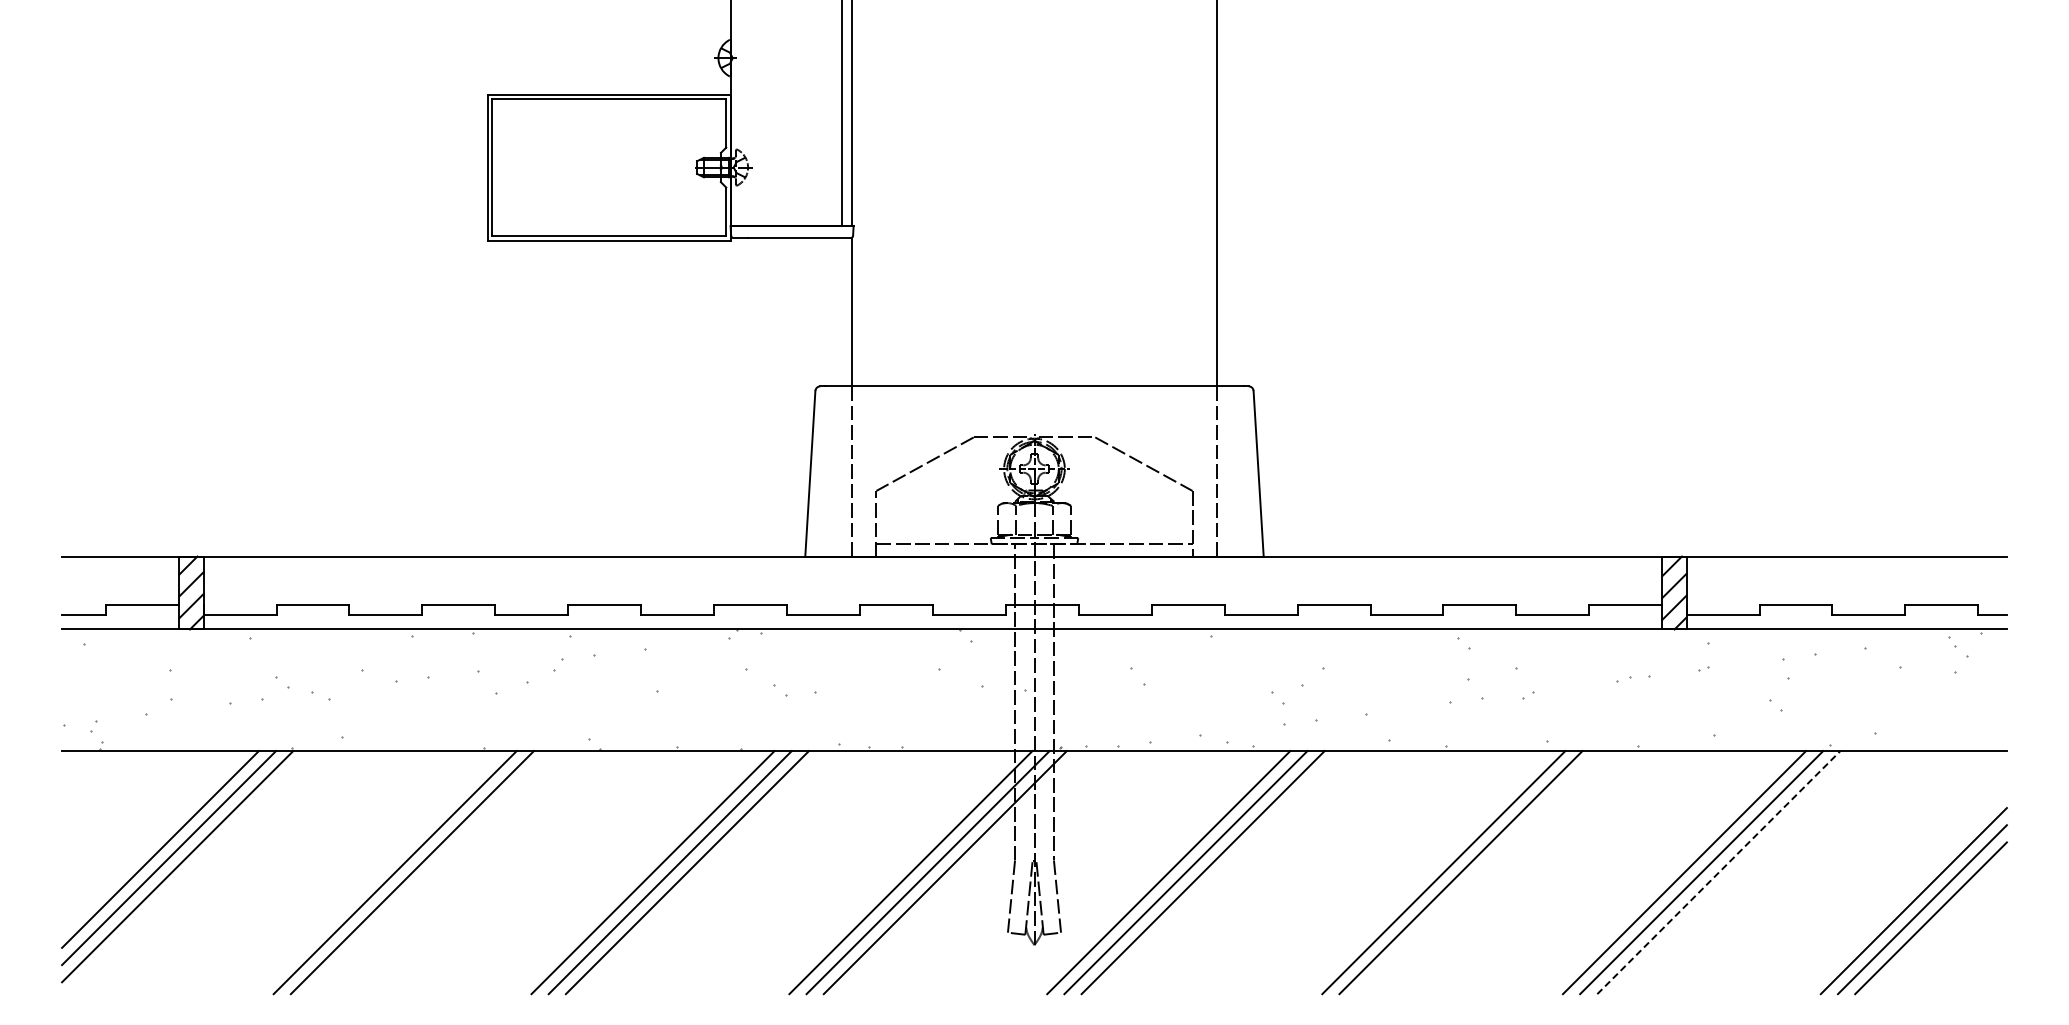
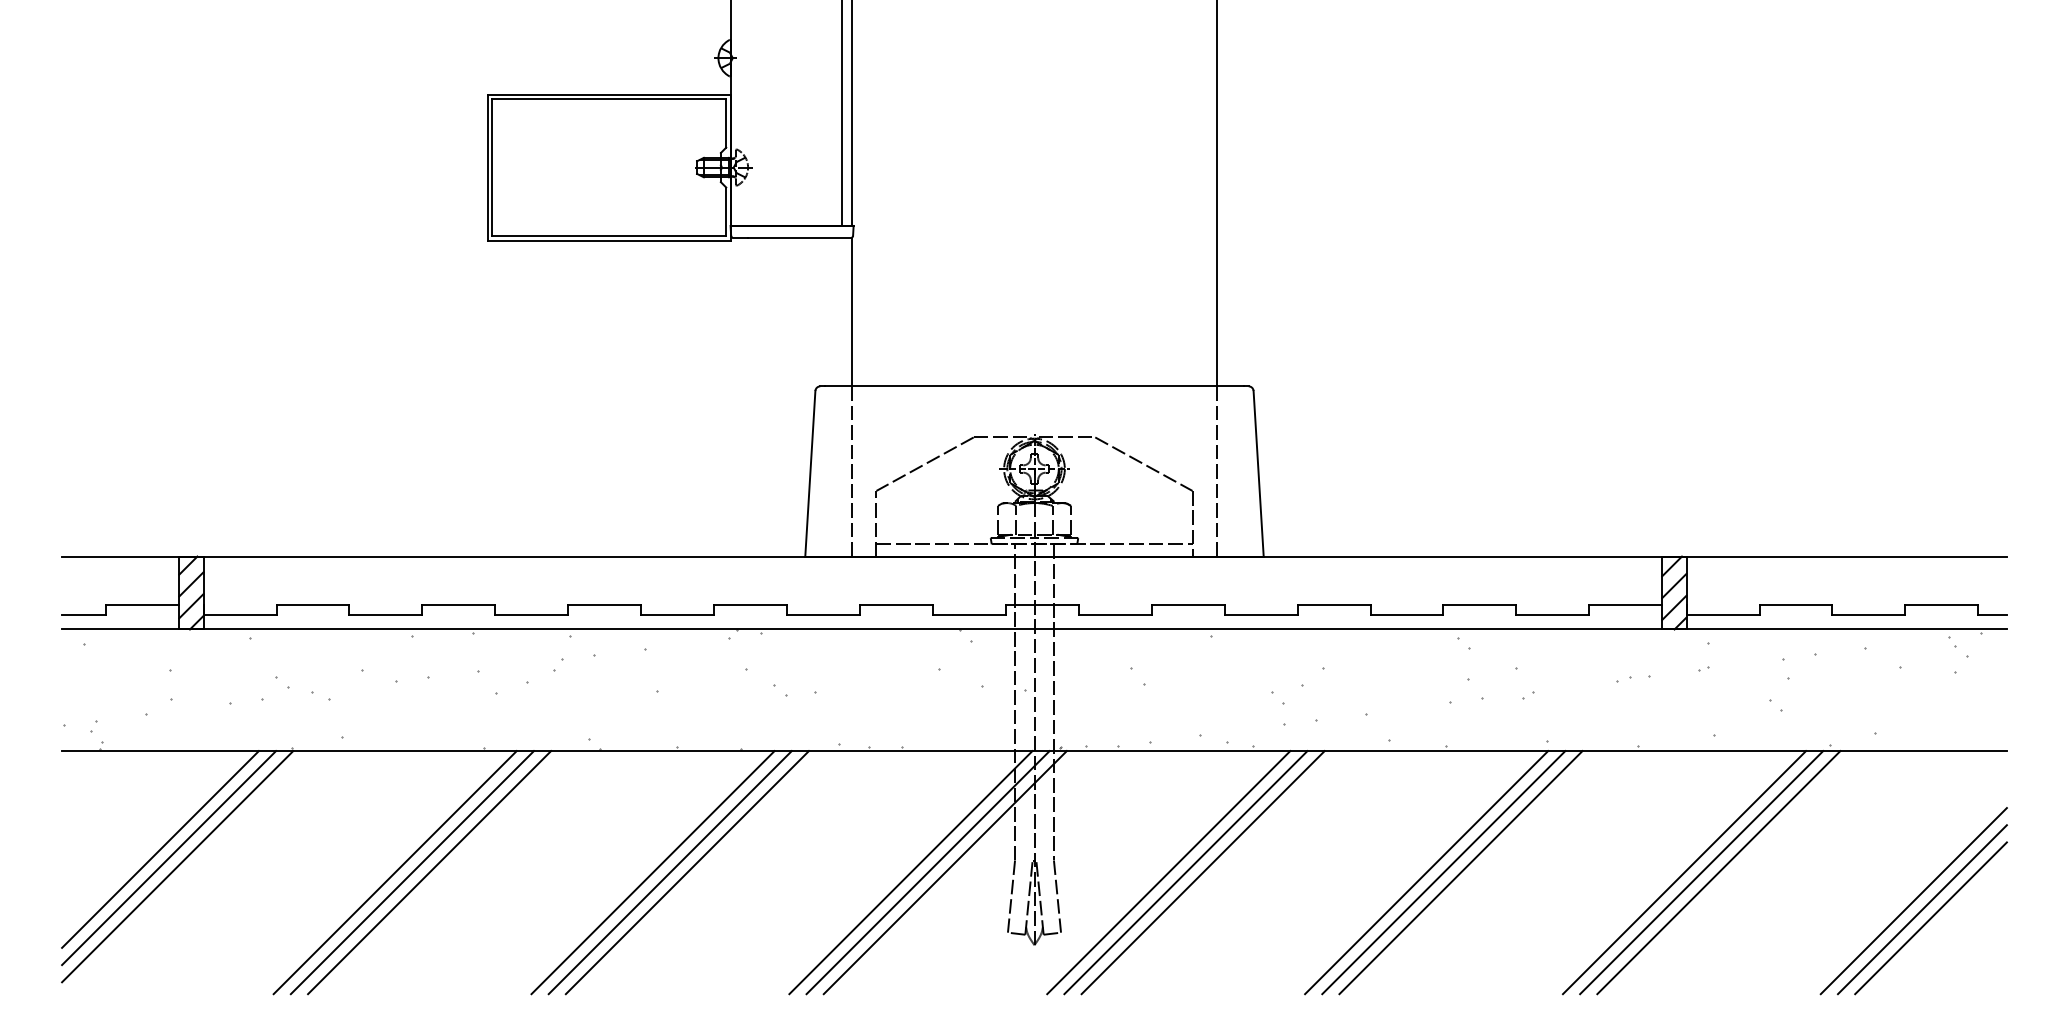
line: none -> present (429, 872)
line: none -> present (1426, 872)
line: dashed -> solid (1718, 872)
